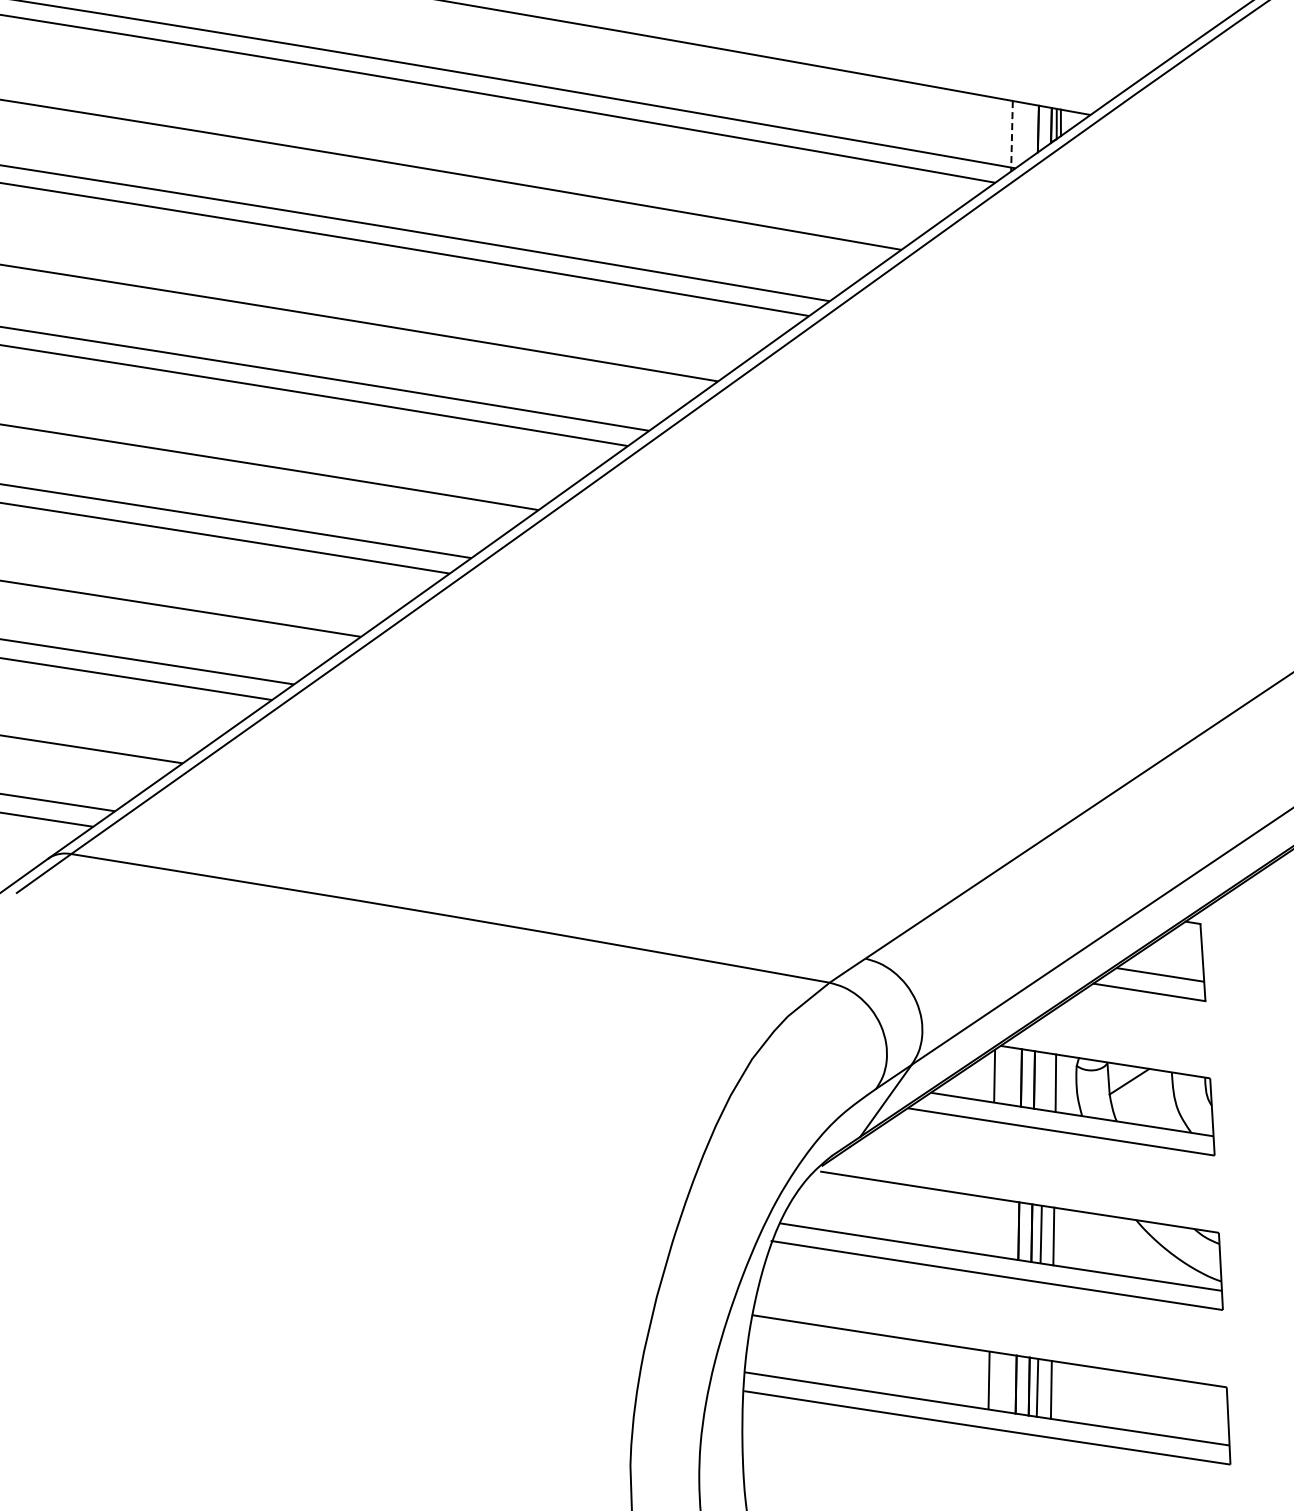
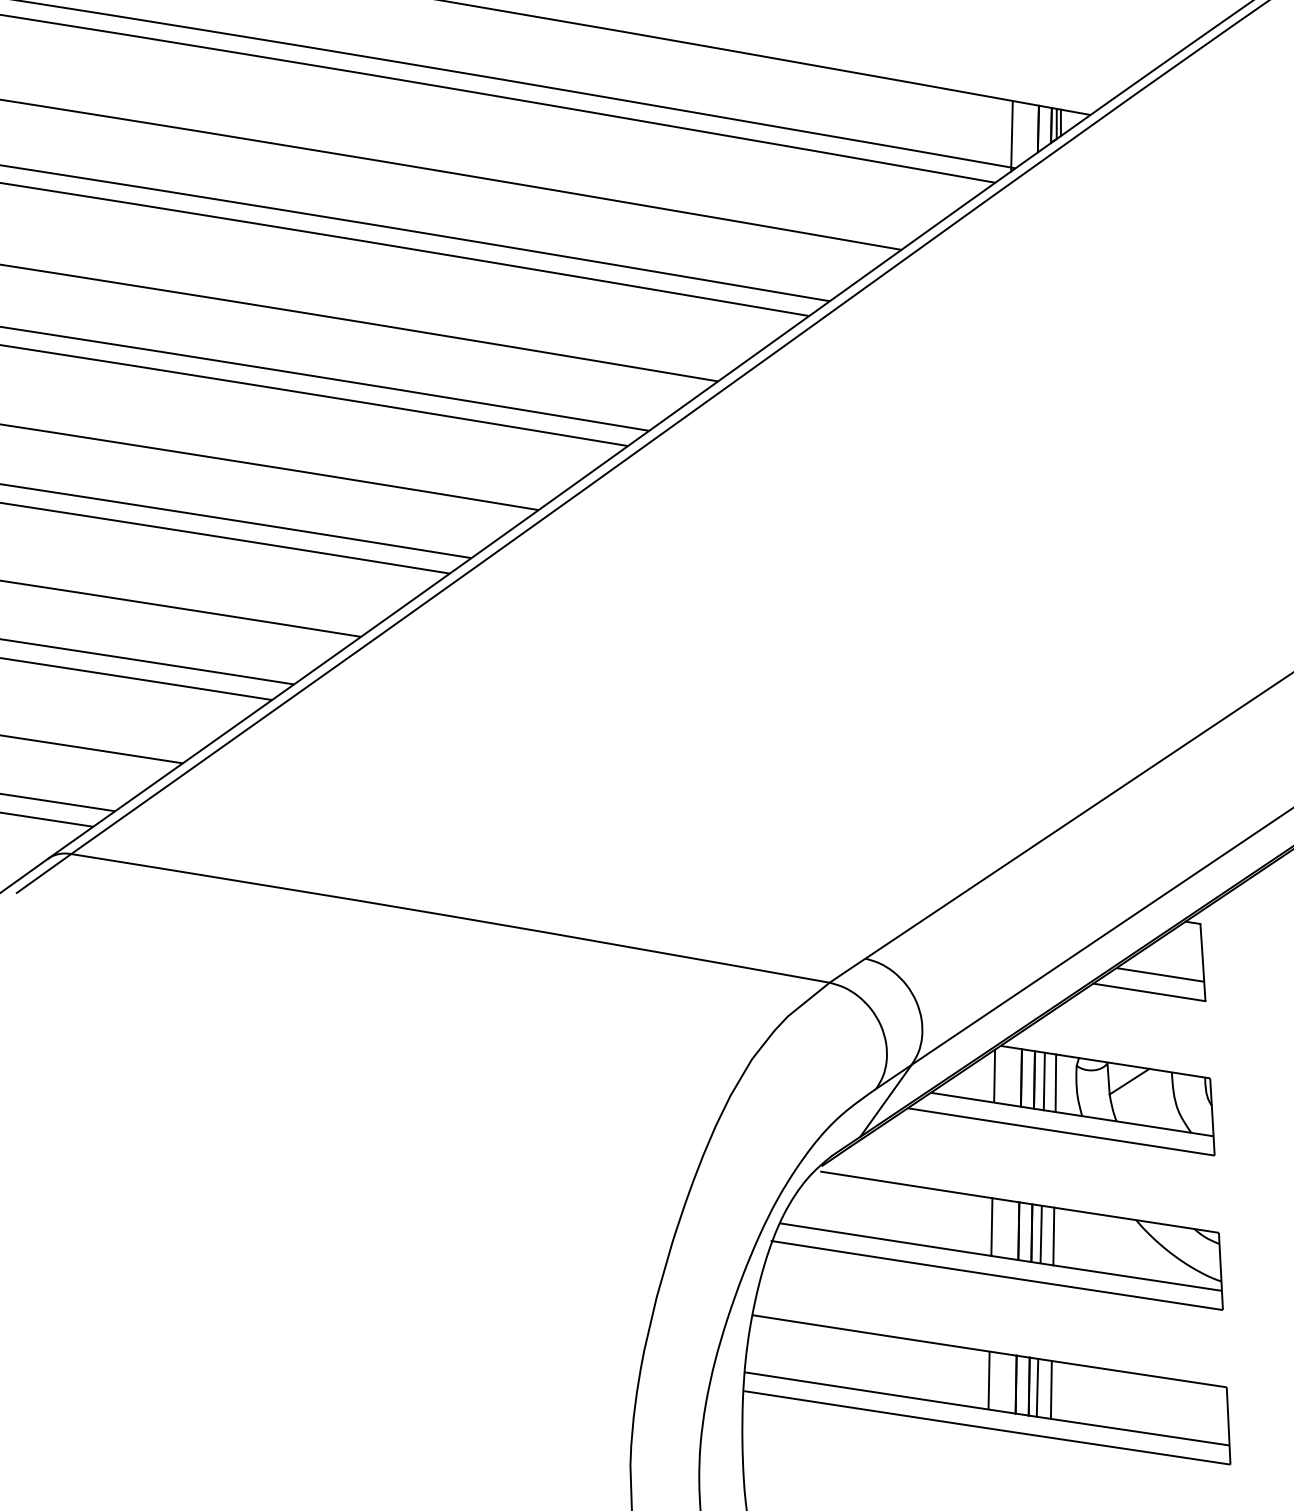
line: dashed -> solid (1011, 136)
line: none -> present (1043, 1081)
line: none -> present (991, 1226)
